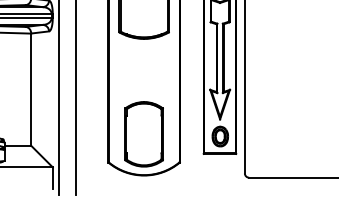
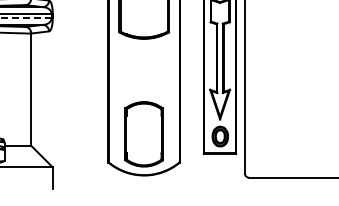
line: solid -> dashed (25, 18)
line: present -> none (58, 98)
line: present -> none (75, 98)
